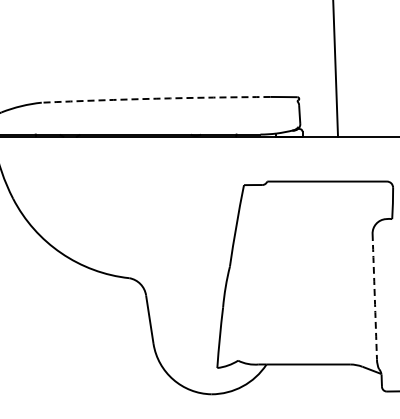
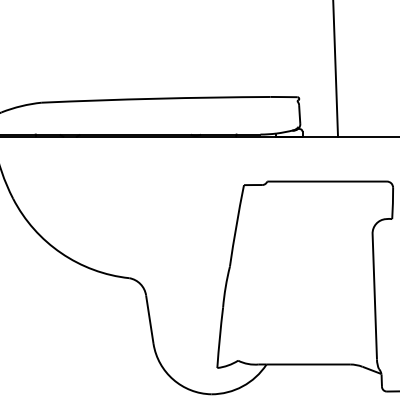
arc: dashed -> solid (156, 98)
arc: dashed -> solid (374, 296)
